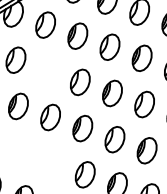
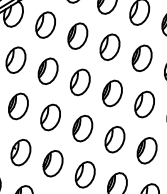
part: none -> present (47, 70)
part: none -> present (20, 152)
part: none -> present (52, 163)
